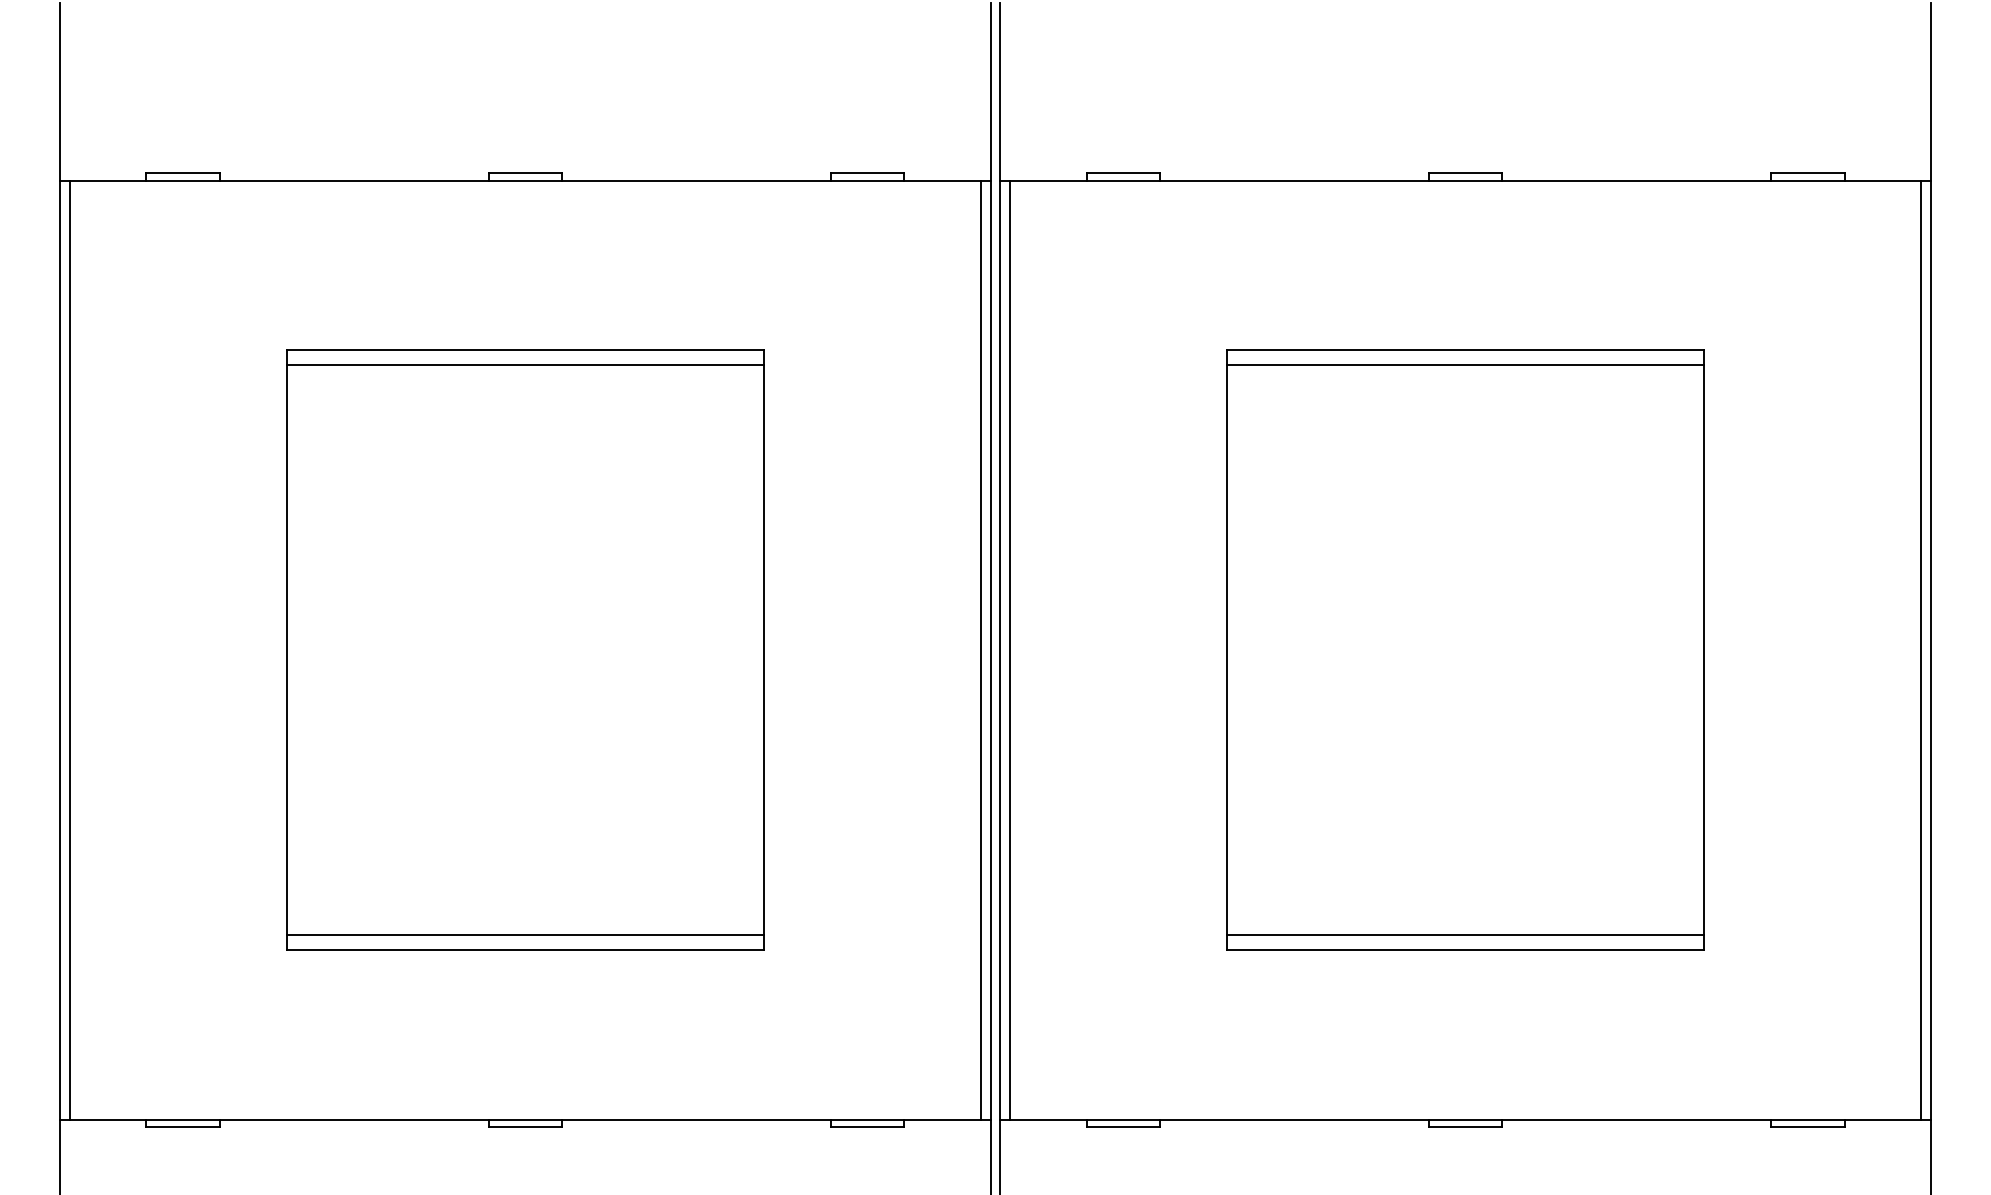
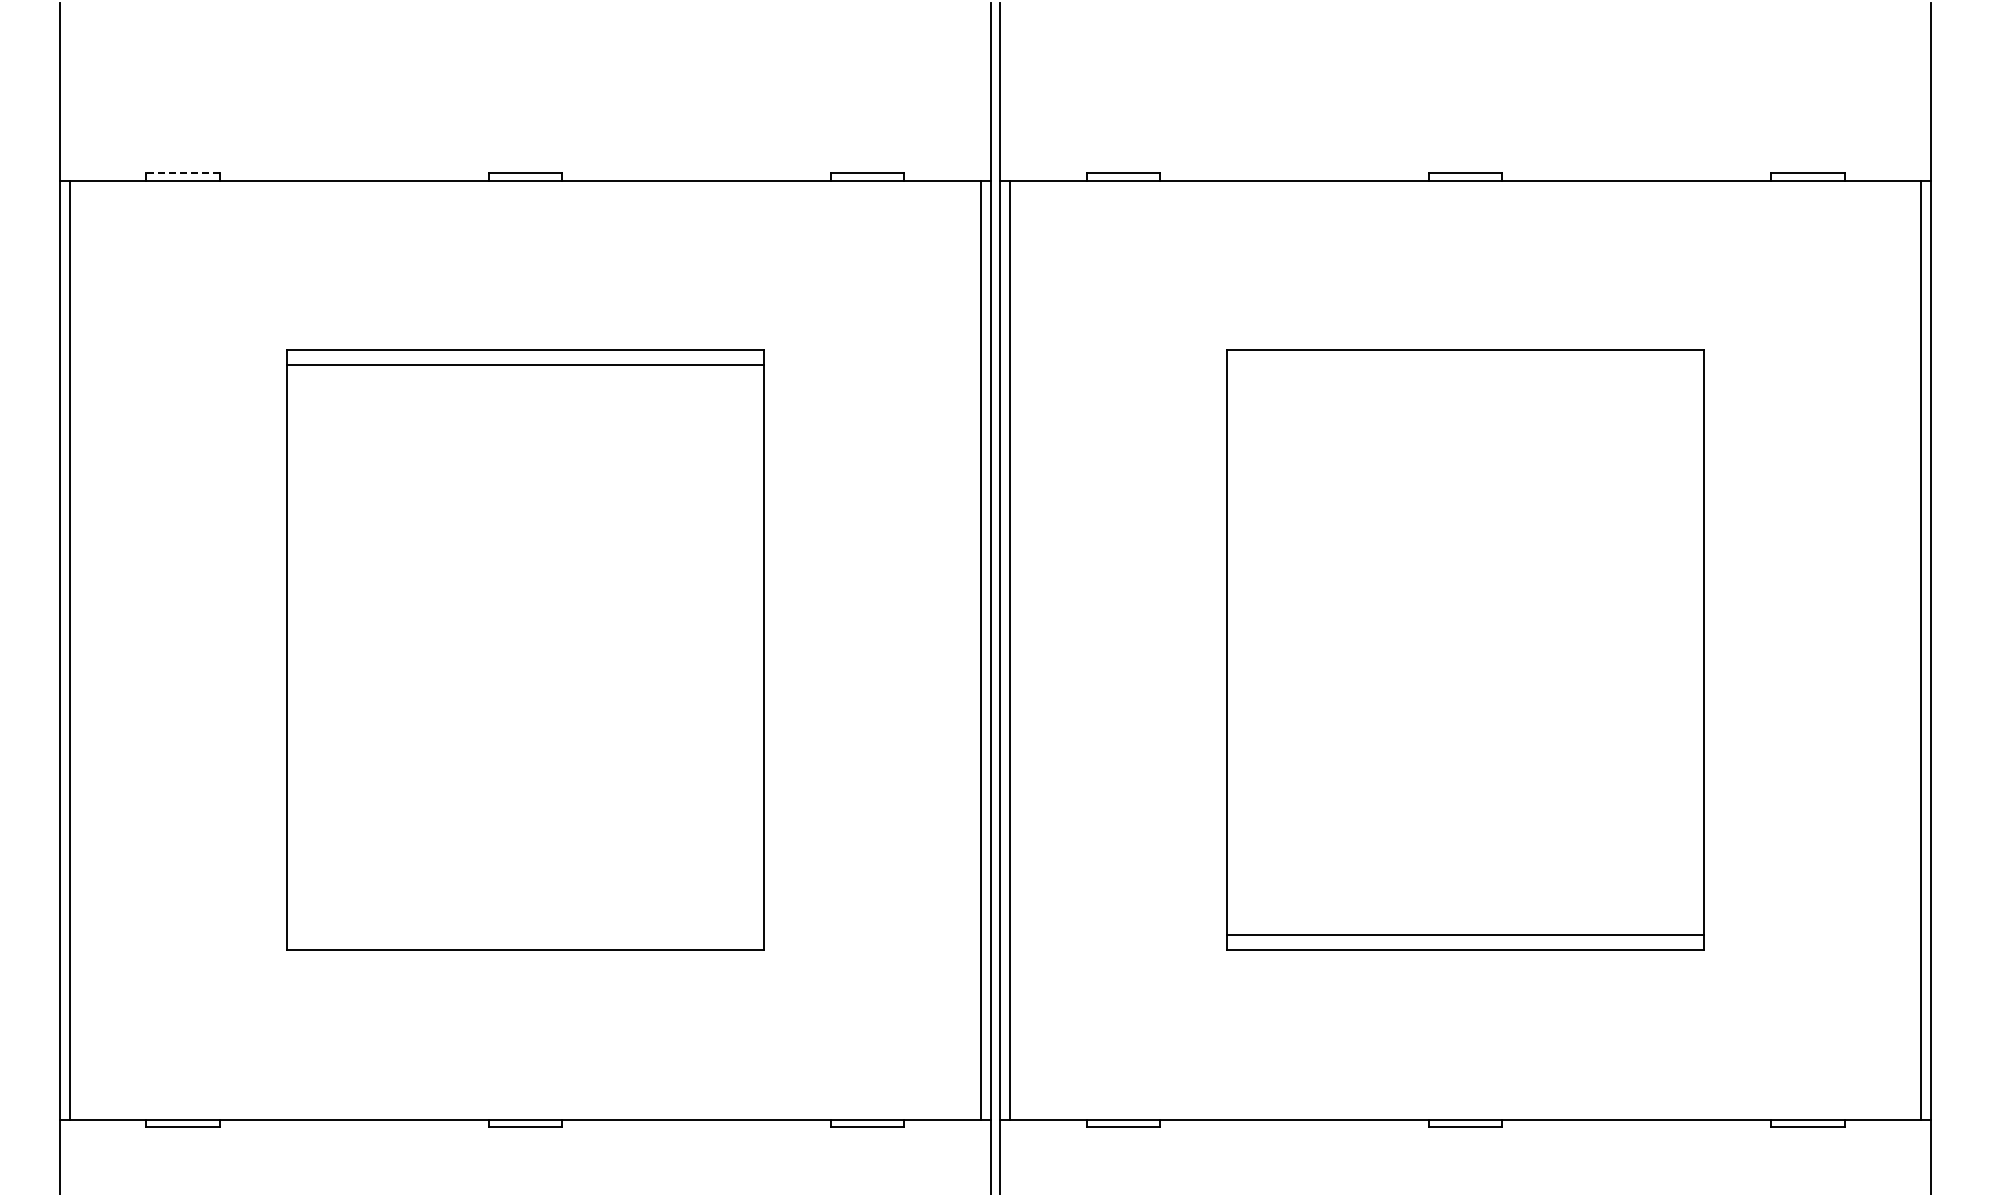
line: solid -> dashed (183, 173)
line: present -> none (1465, 365)
line: present -> none (525, 935)
